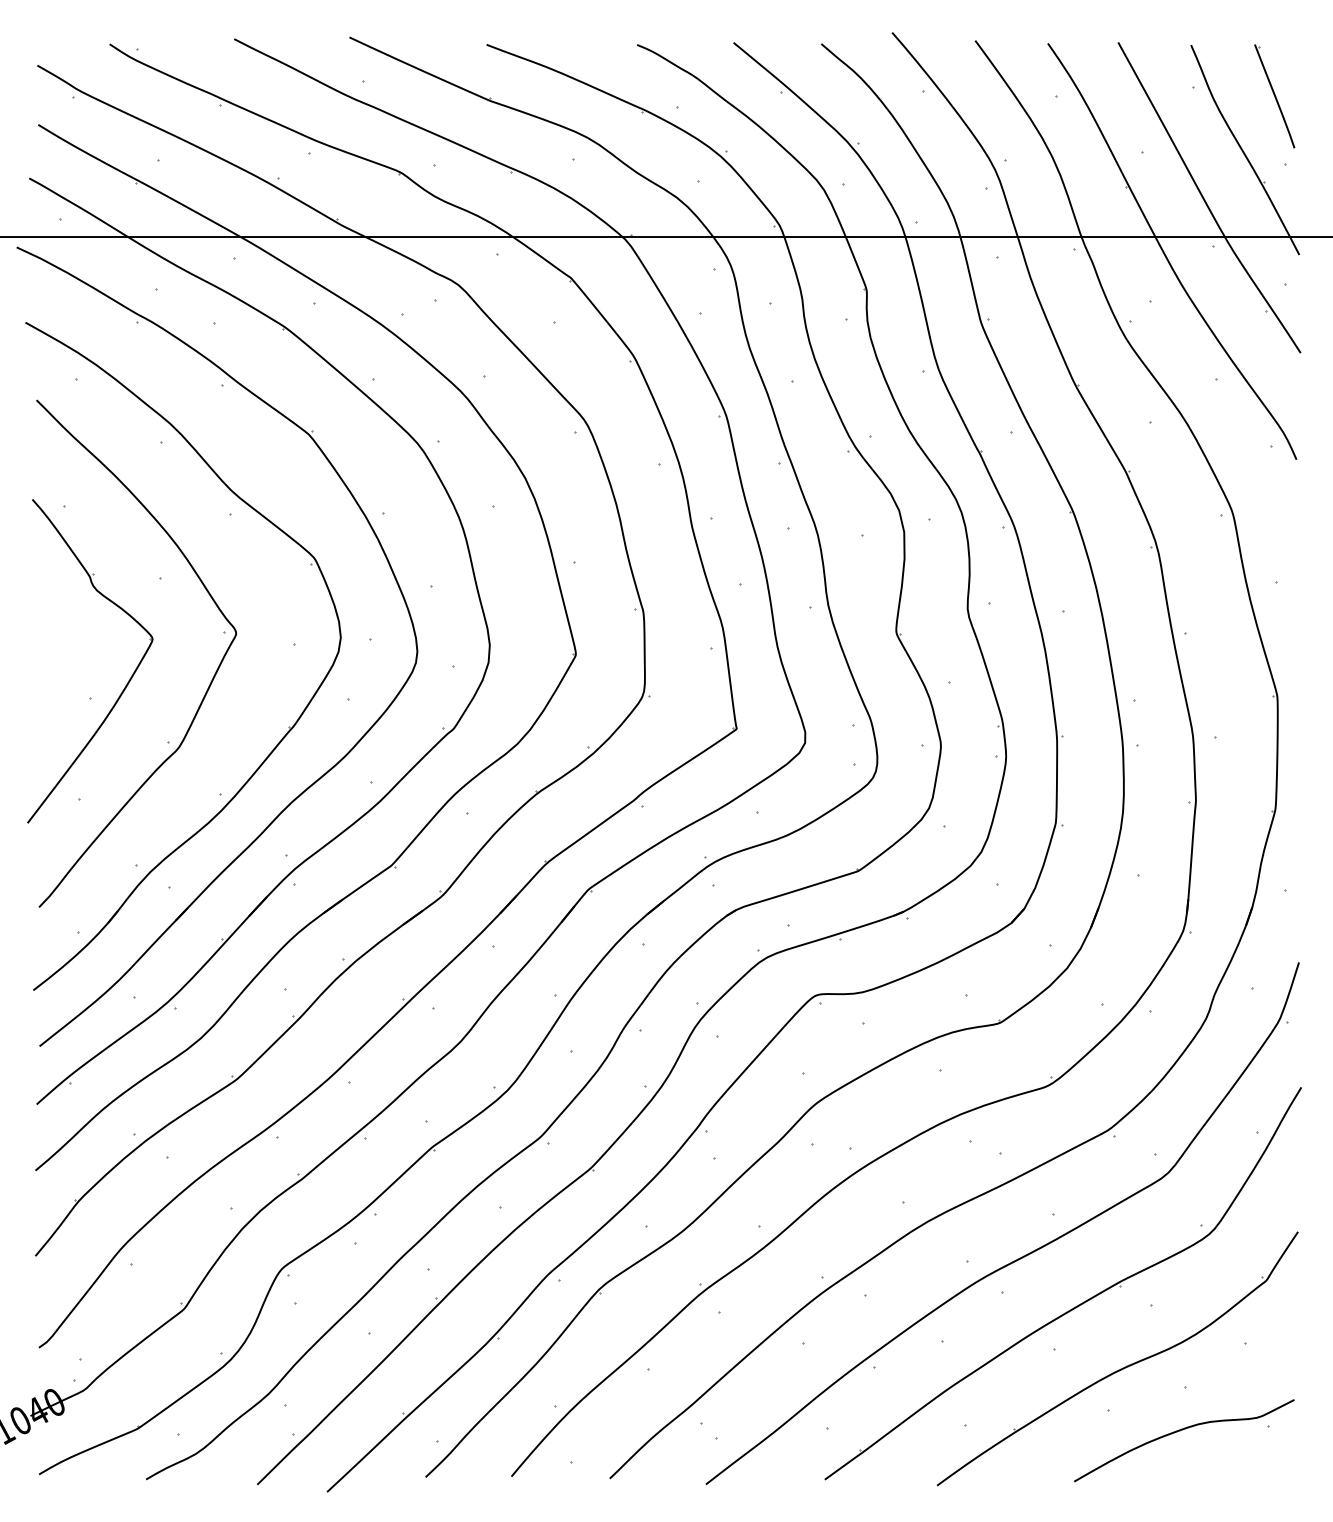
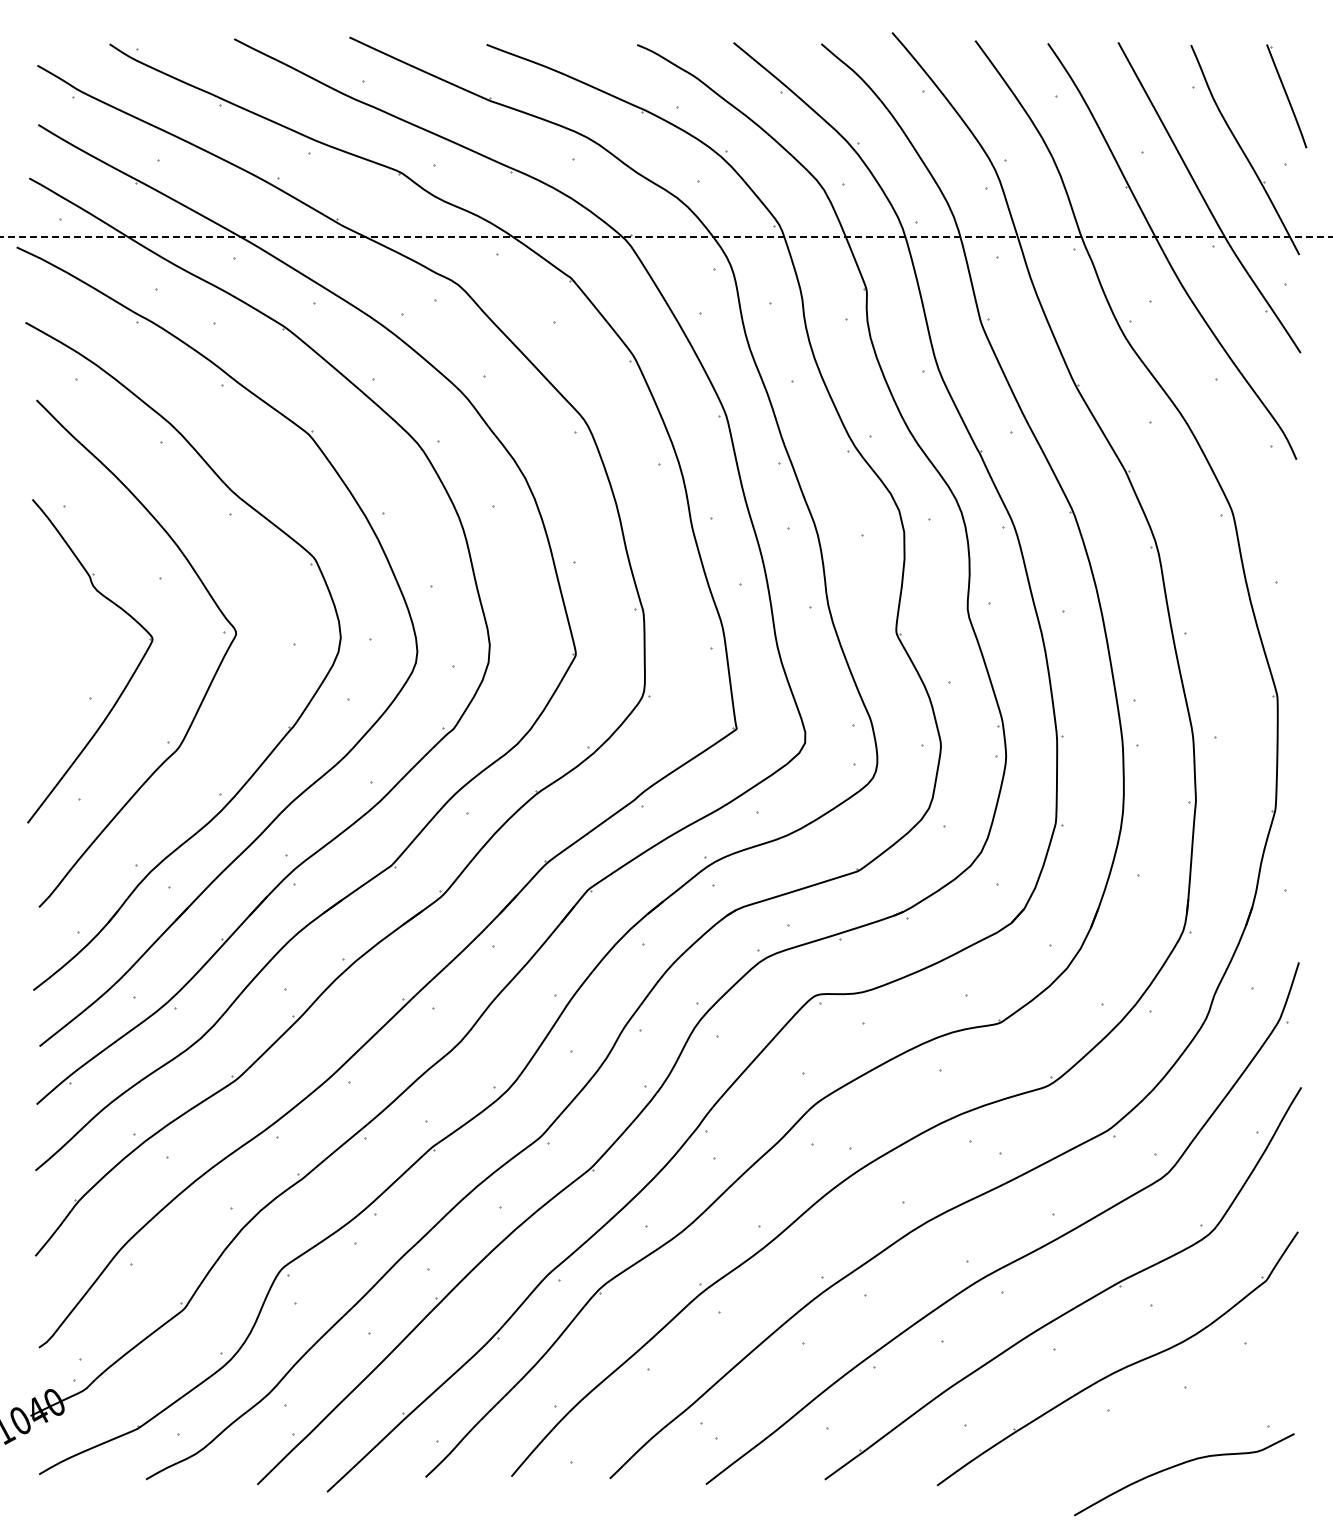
part position: (1274, 96) -> (1286, 96) (1286, 96)
line: solid -> dashed (665, 236)
curve position: (1180, 1431) -> (1180, 1465) (1180, 1465)
